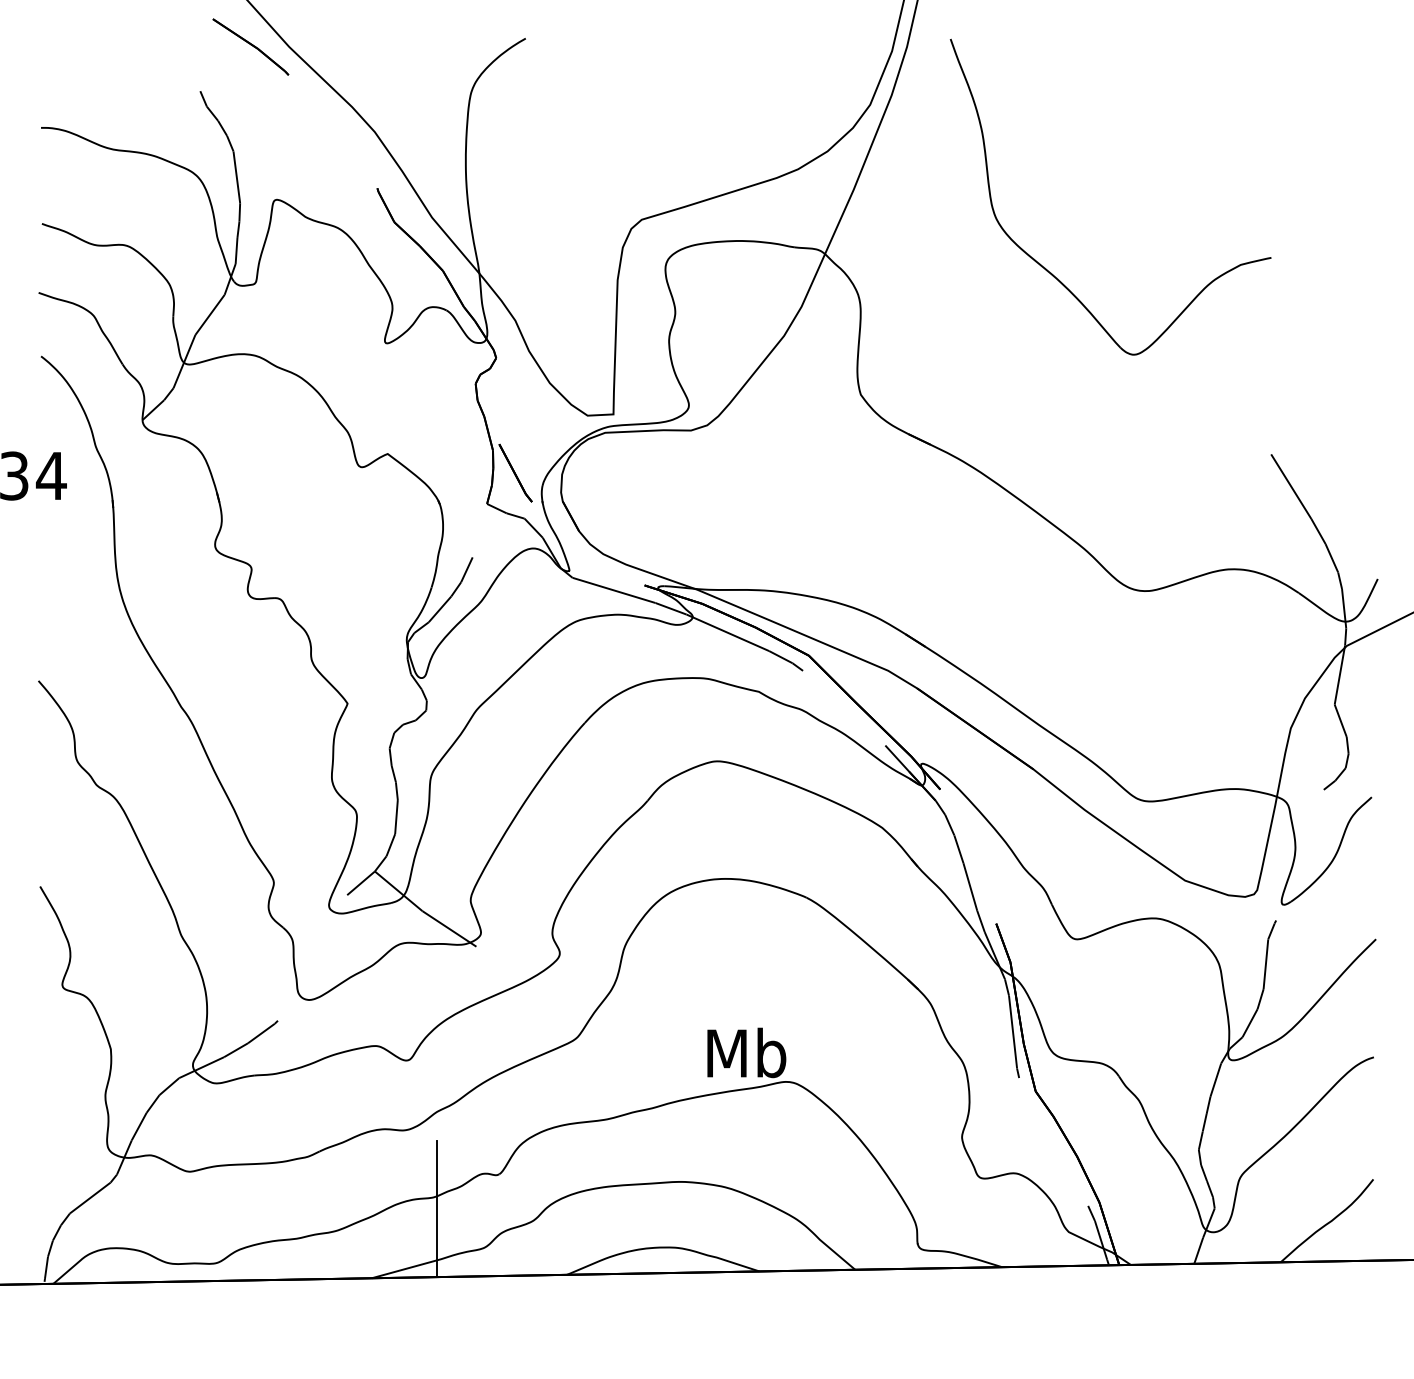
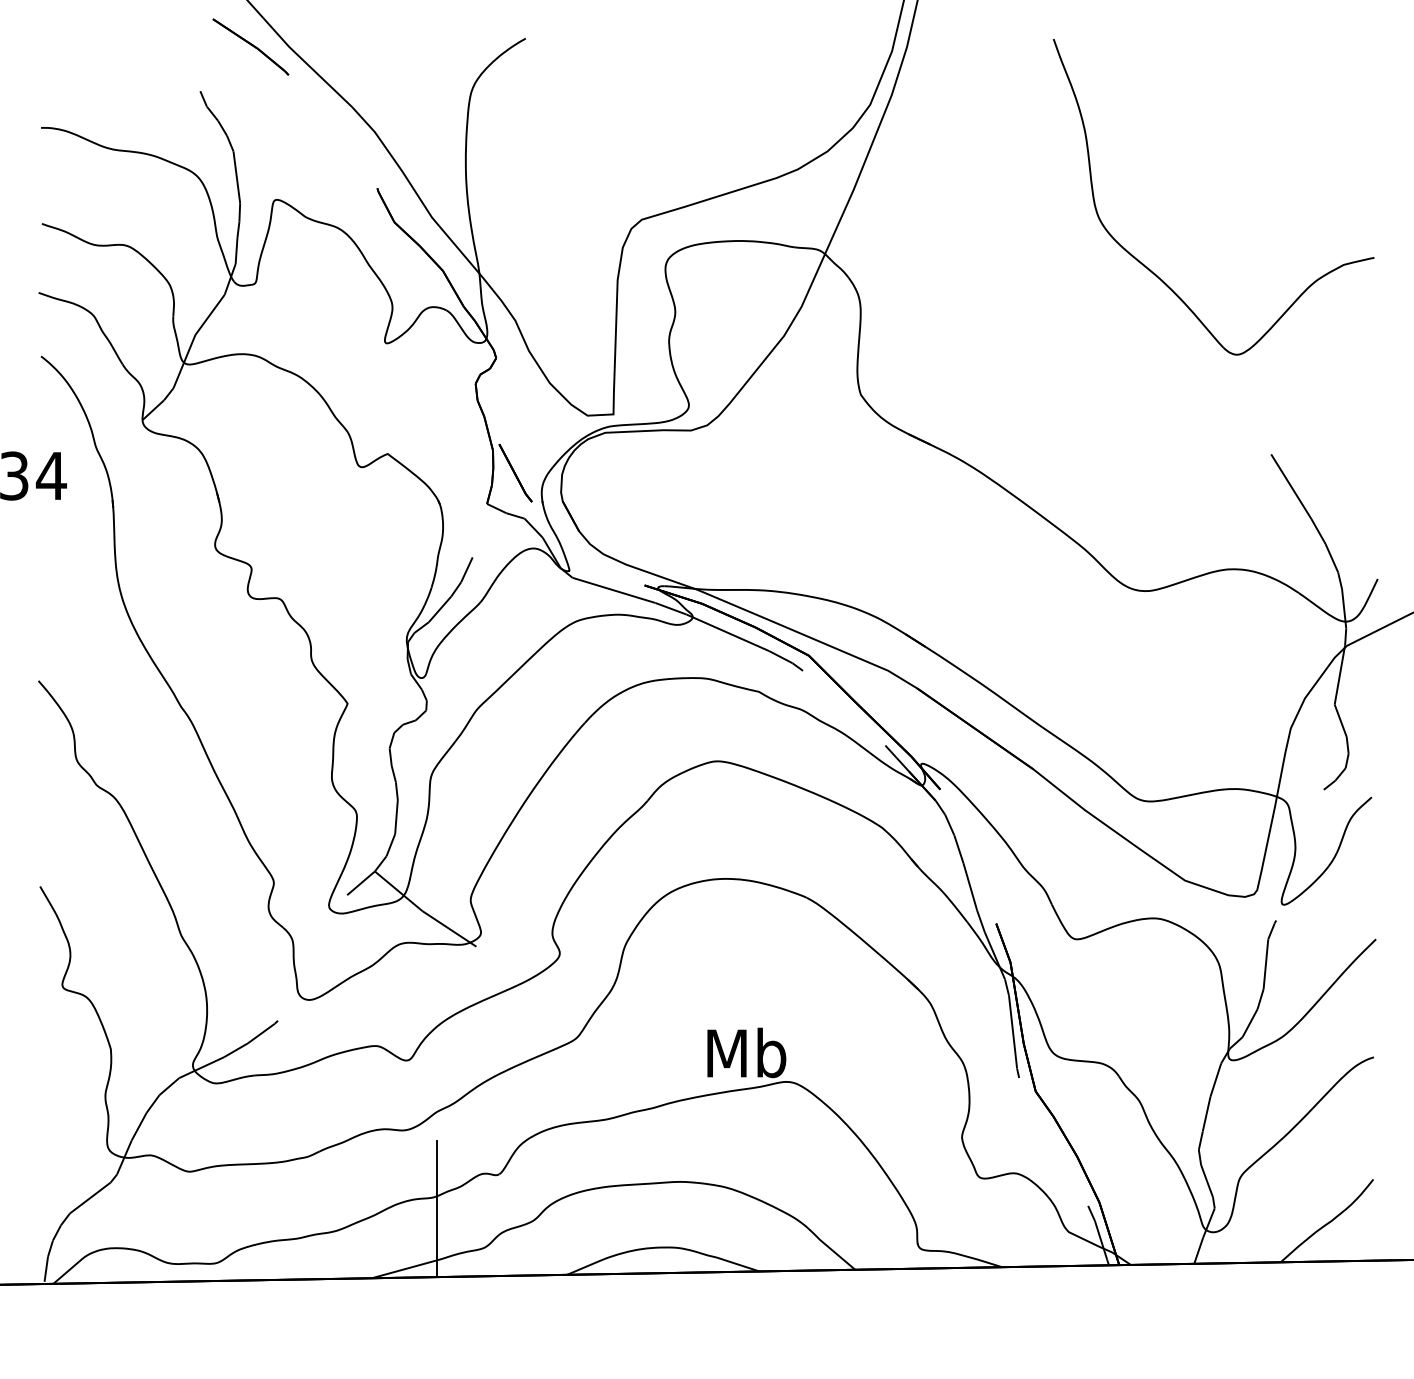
part position: (1051, 272) -> (1154, 272) (1154, 272)
